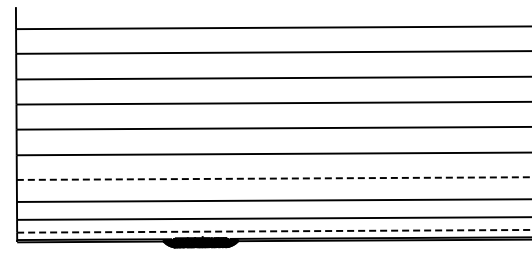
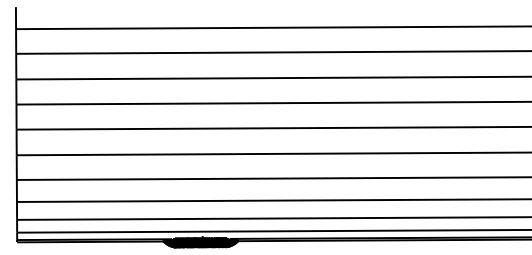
line: dashed -> solid (274, 178)
line: dashed -> solid (274, 231)
